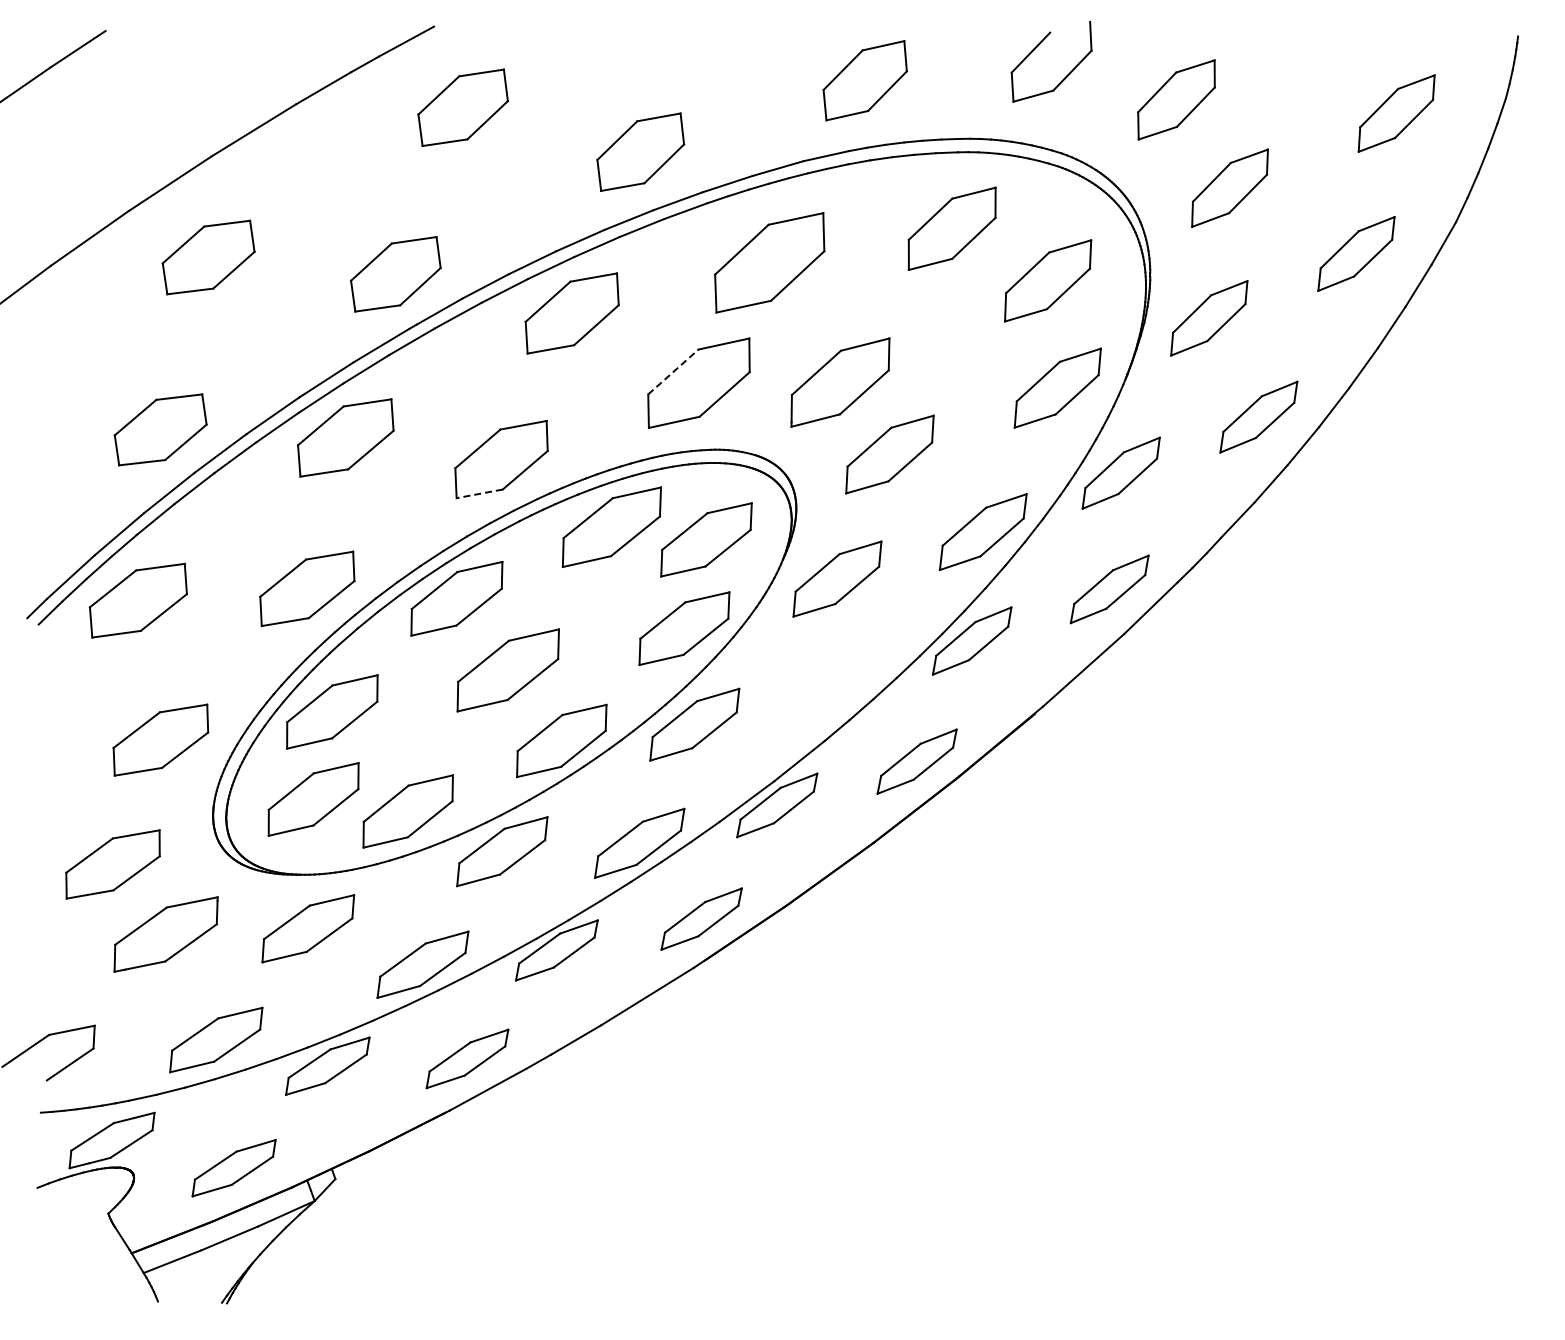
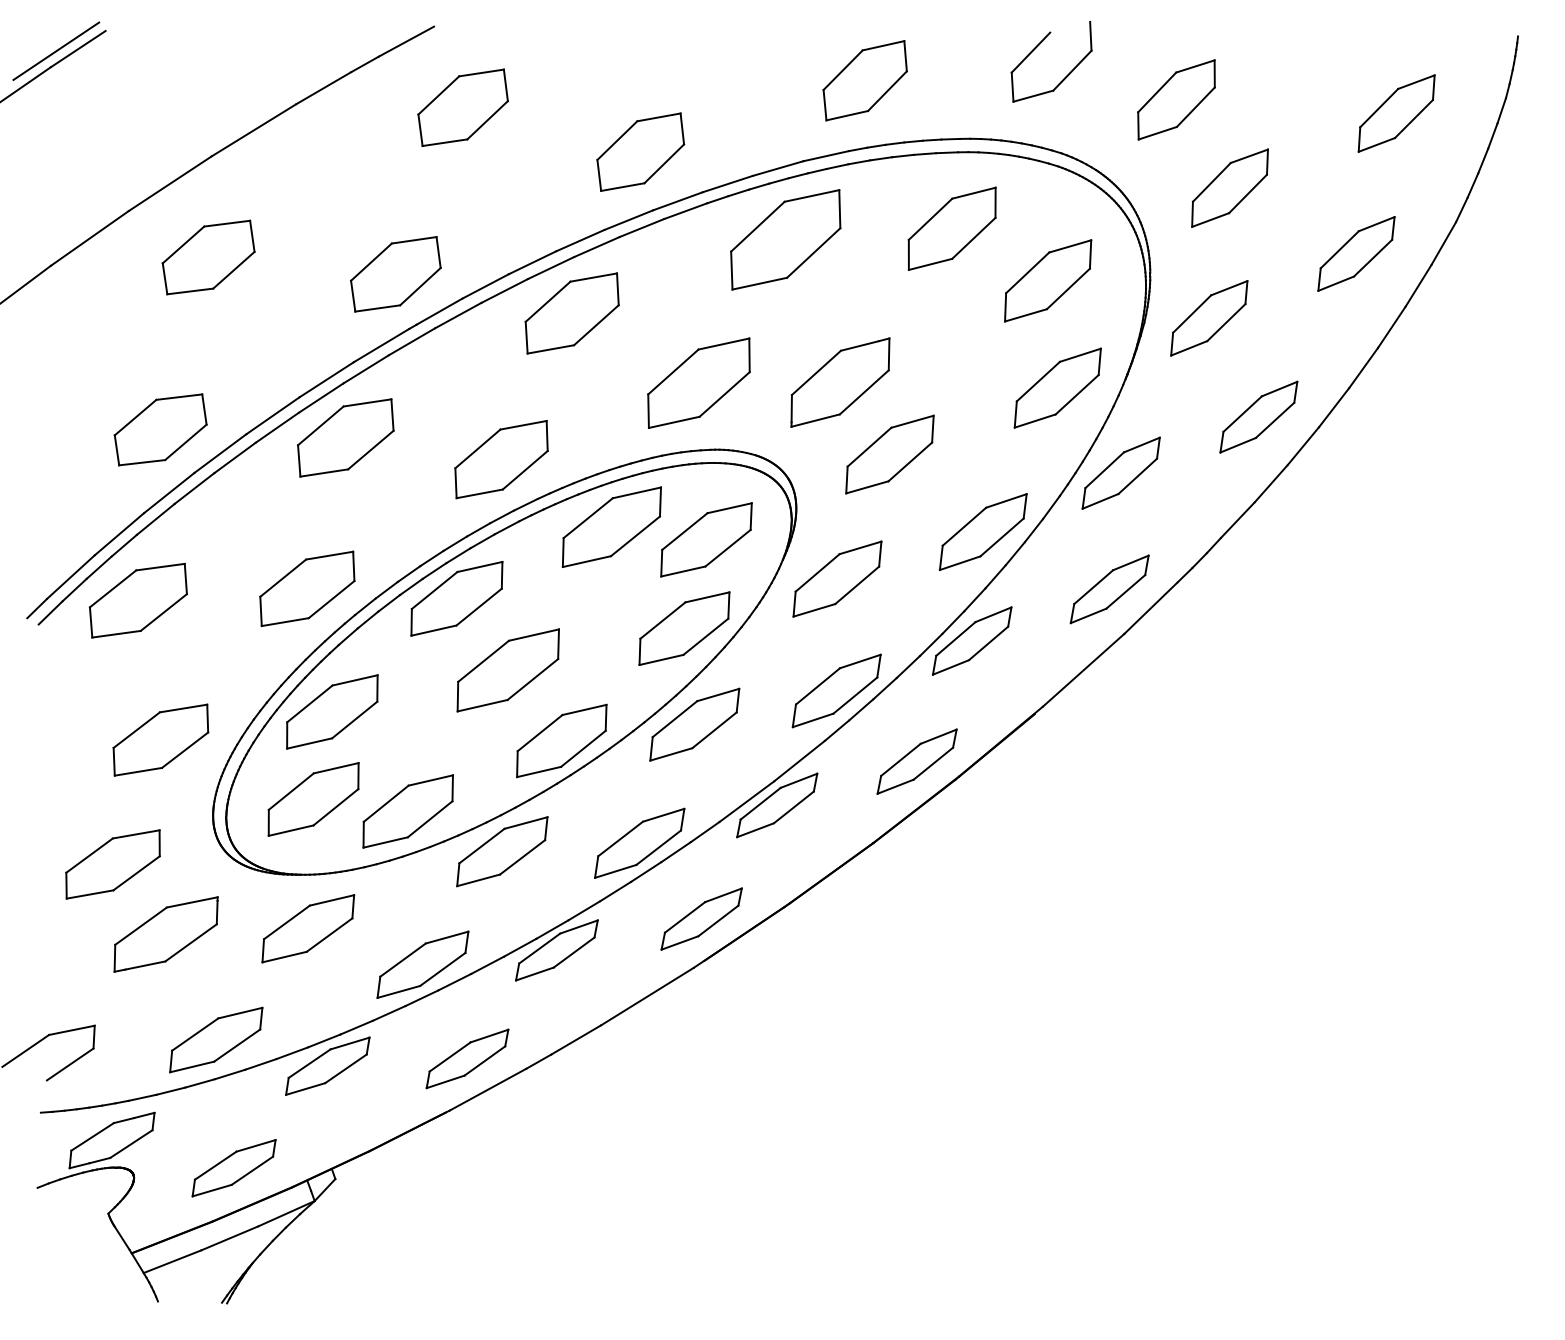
line: none -> present (56, 50)
part position: (769, 262) -> (785, 239) (785, 239)
line: dashed -> solid (673, 371)
line: dashed -> solid (479, 493)
part: none -> present (836, 690)
